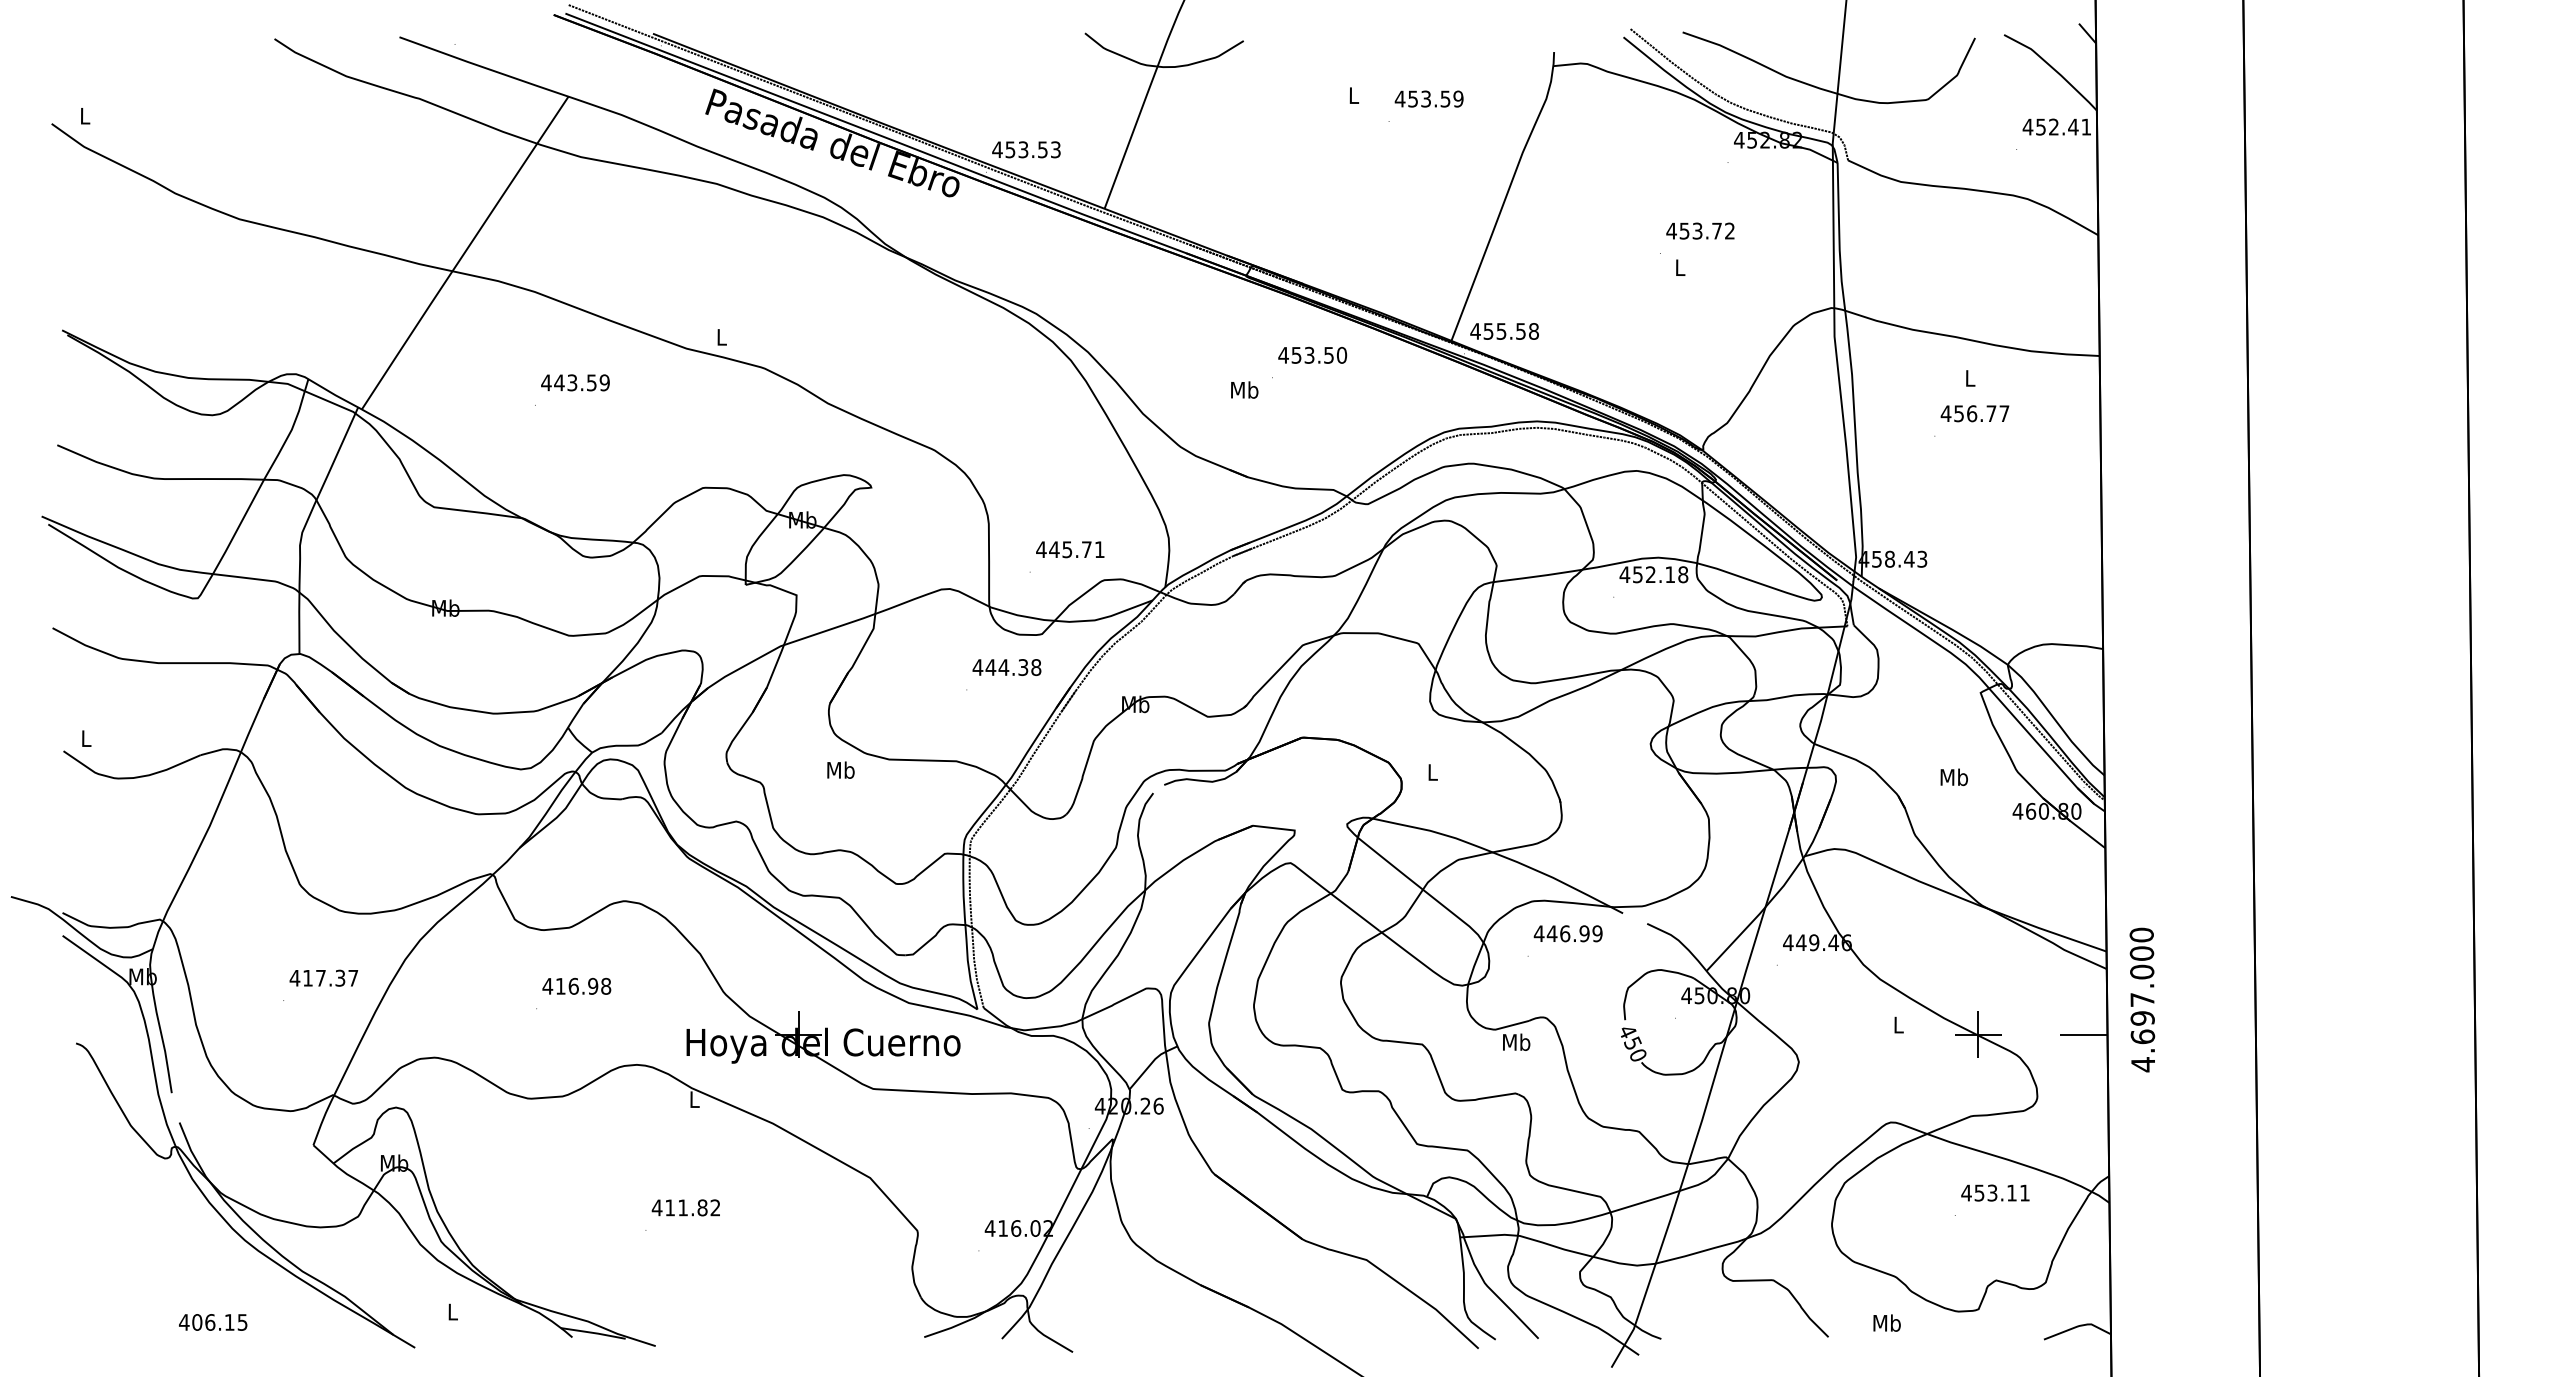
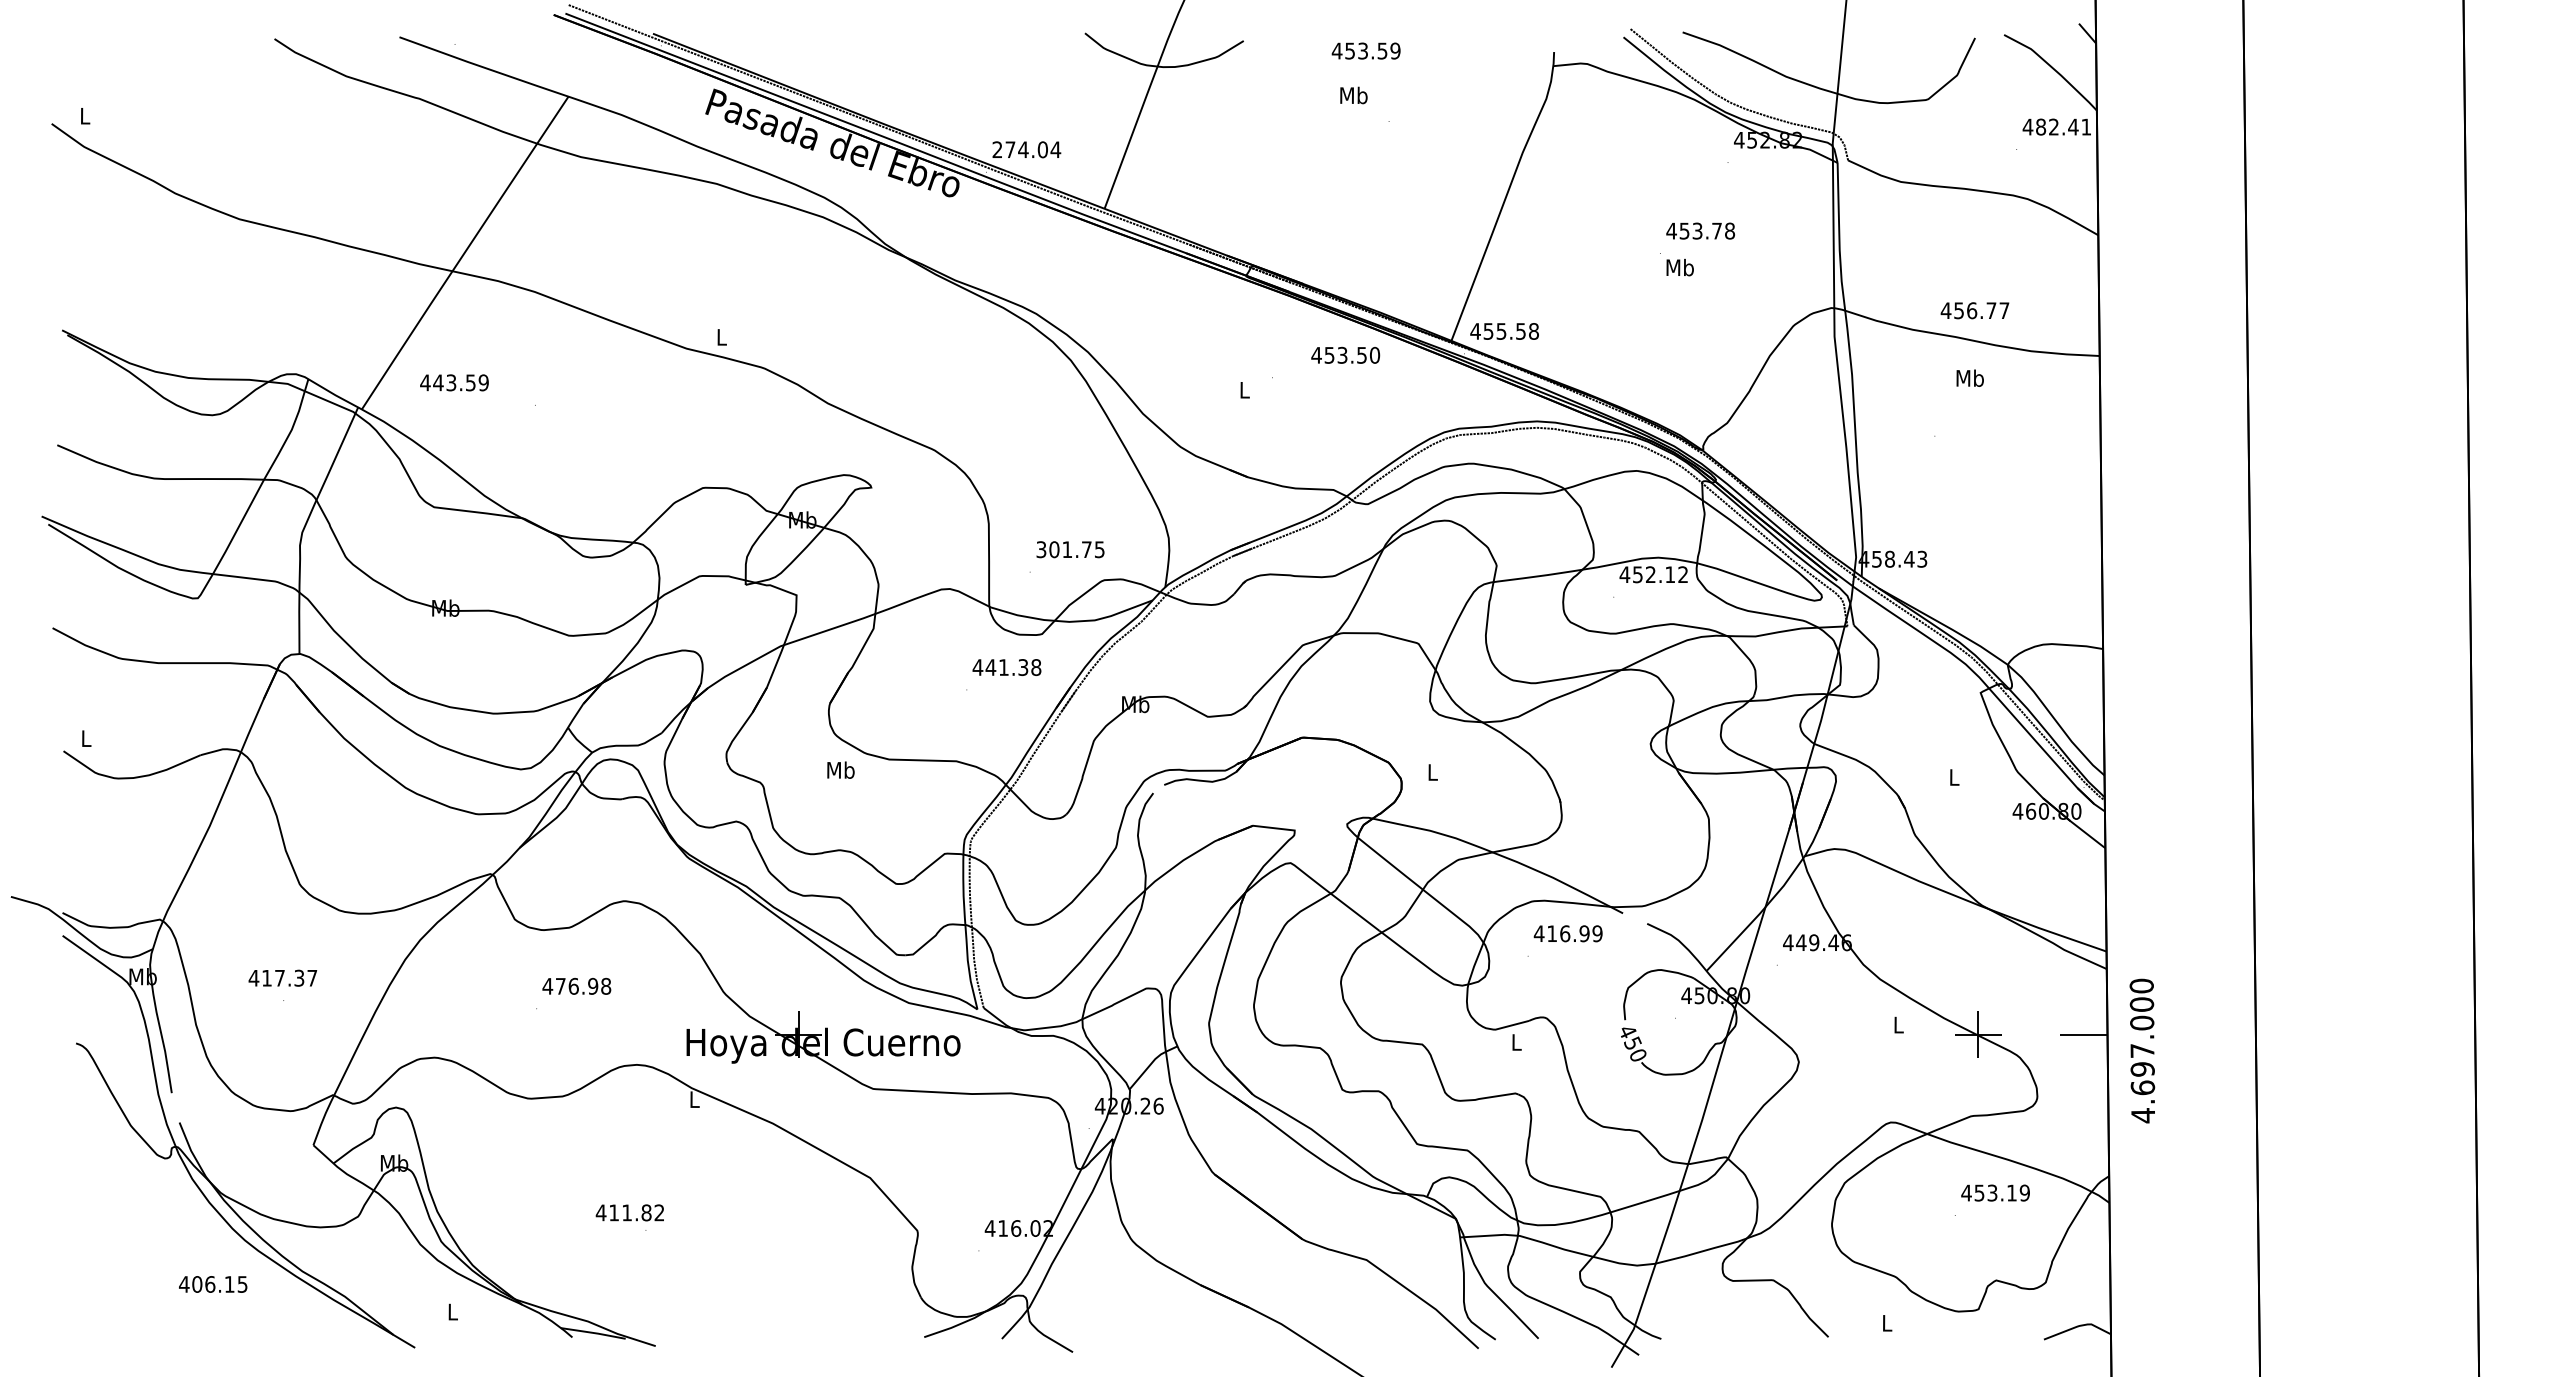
text: L -> Mb (1353, 95)
text position: (1428, 98) -> (1365, 50) (1365, 50)
text: 452.41 -> 482.41 (2041, 126)
text: 453.53 -> 274.04 (1026, 149)
text: 453.72 -> 453.78 (1730, 230)
text: L -> Mb (1679, 267)
text position: (1312, 354) -> (1345, 354) (1345, 354)
text: L -> Mb (1969, 377)
text position: (575, 382) -> (454, 382) (454, 382)
text: Mb -> L (1244, 389)
text position: (1974, 413) -> (1974, 310) (1974, 310)
text: 445.71 -> 301.75 (1070, 549)
text: 452.18 -> 452.12 (1683, 574)
text: 444.38 -> 441.38 (1003, 667)
text: Mb -> L (1953, 777)
text: 446.99 -> 416.99 (1551, 933)
text position: (323, 977) -> (282, 977) (282, 977)
text: 416.98 -> 476.98 (560, 986)
text position: (2142, 999) -> (2142, 1050) (2142, 1050)
text: Mb -> L (1516, 1041)
text: 453.11 -> 453.19 (2024, 1192)
text position: (685, 1207) -> (629, 1212) (629, 1212)
text position: (213, 1322) -> (213, 1284) (213, 1284)
text: Mb -> L (1886, 1322)
